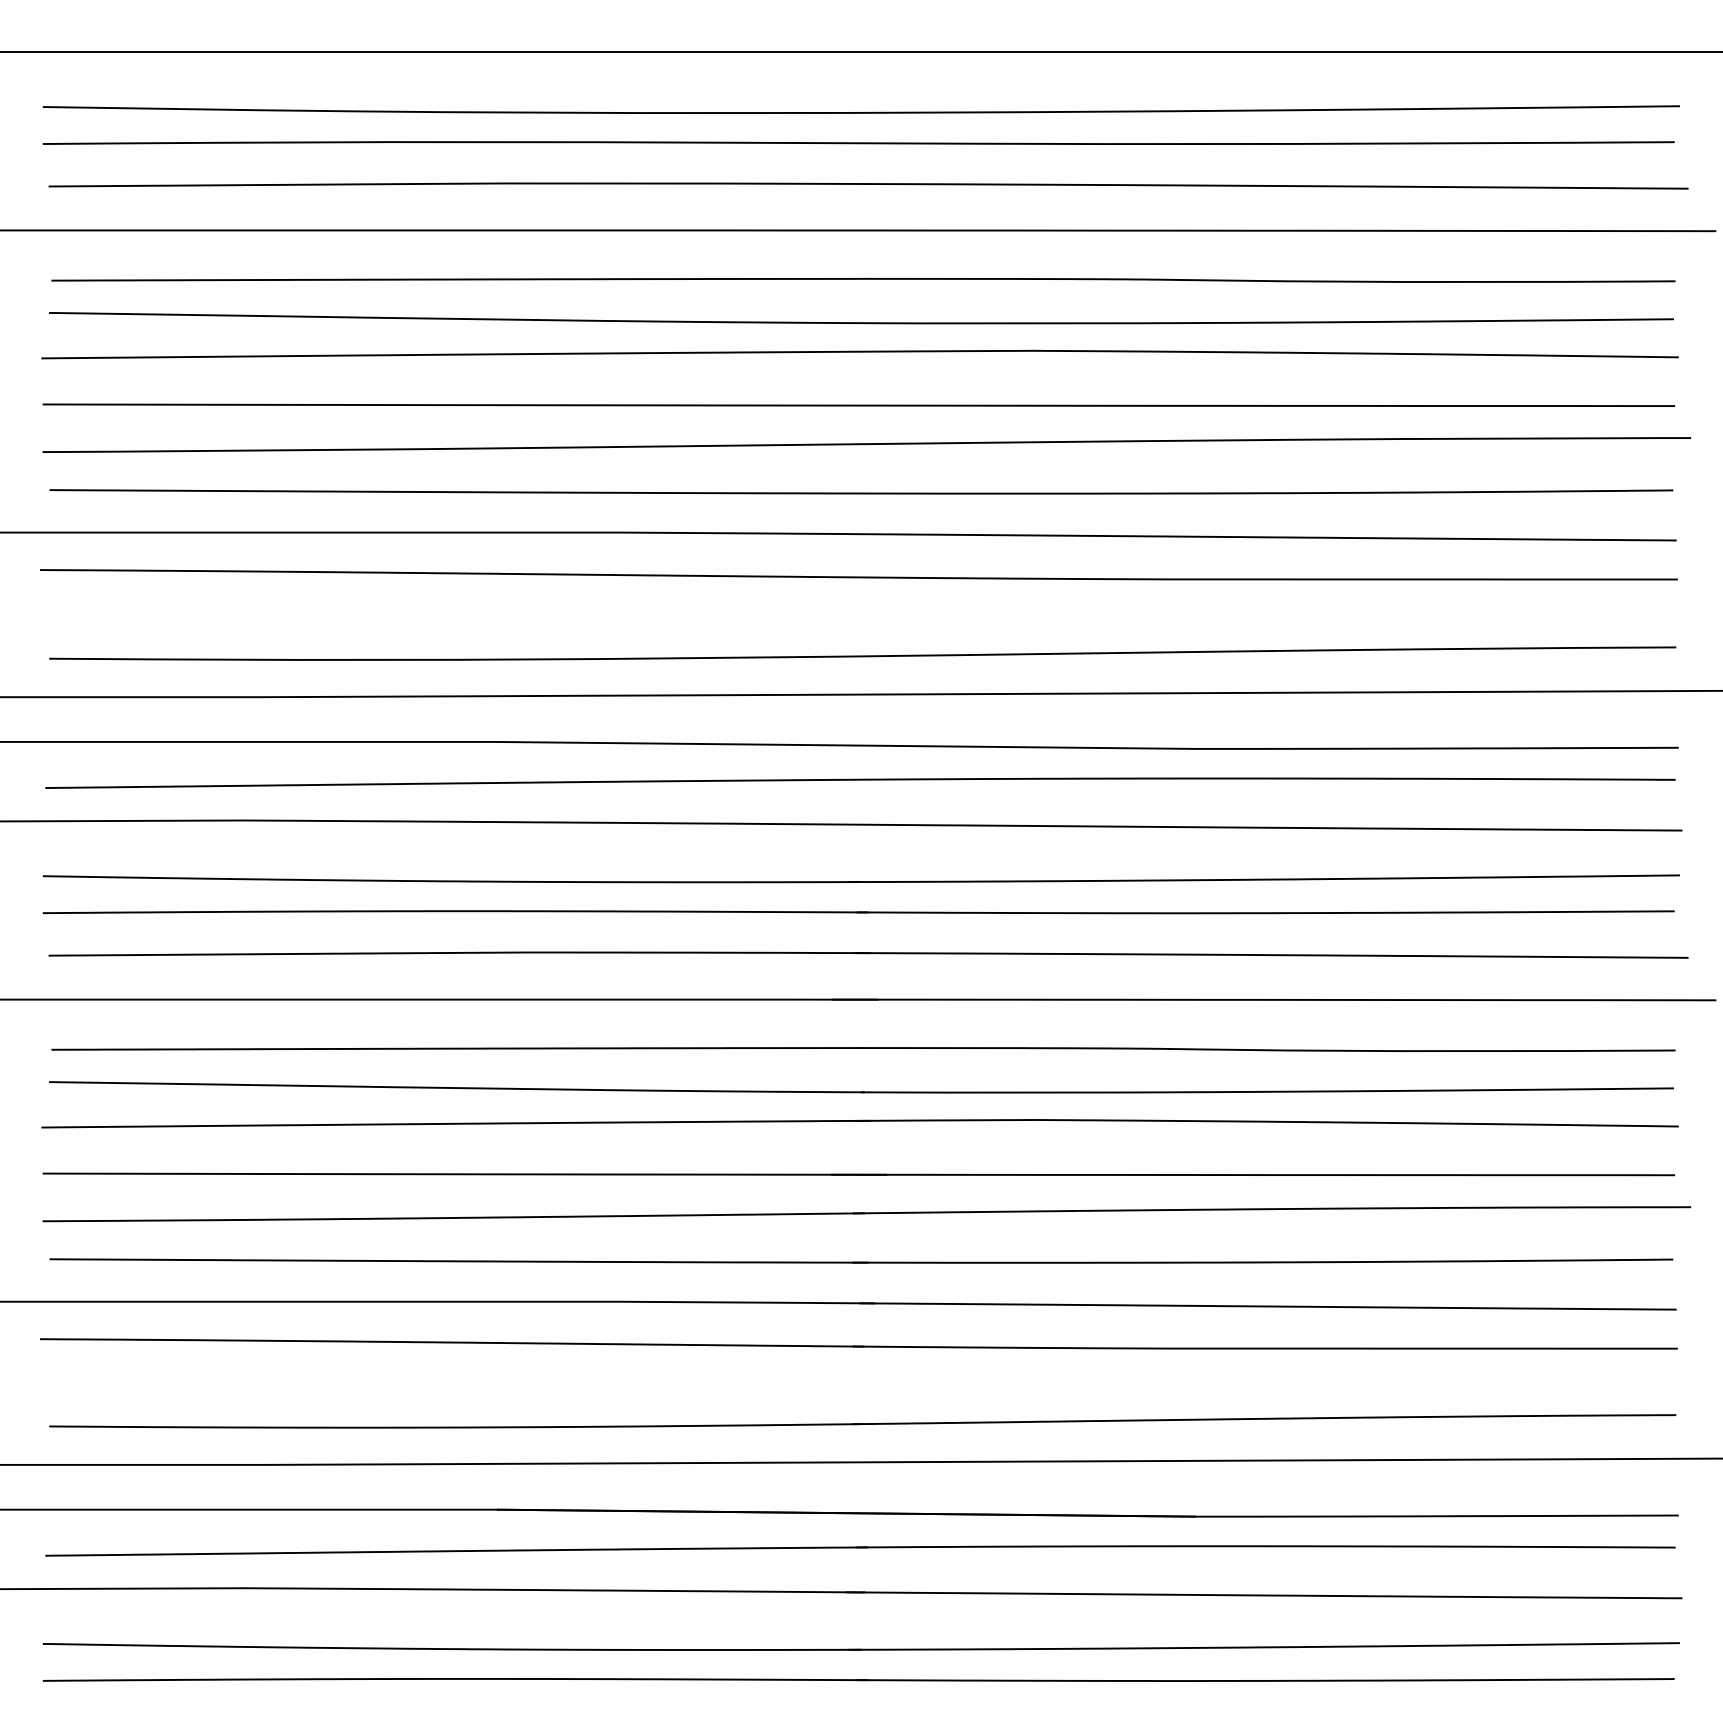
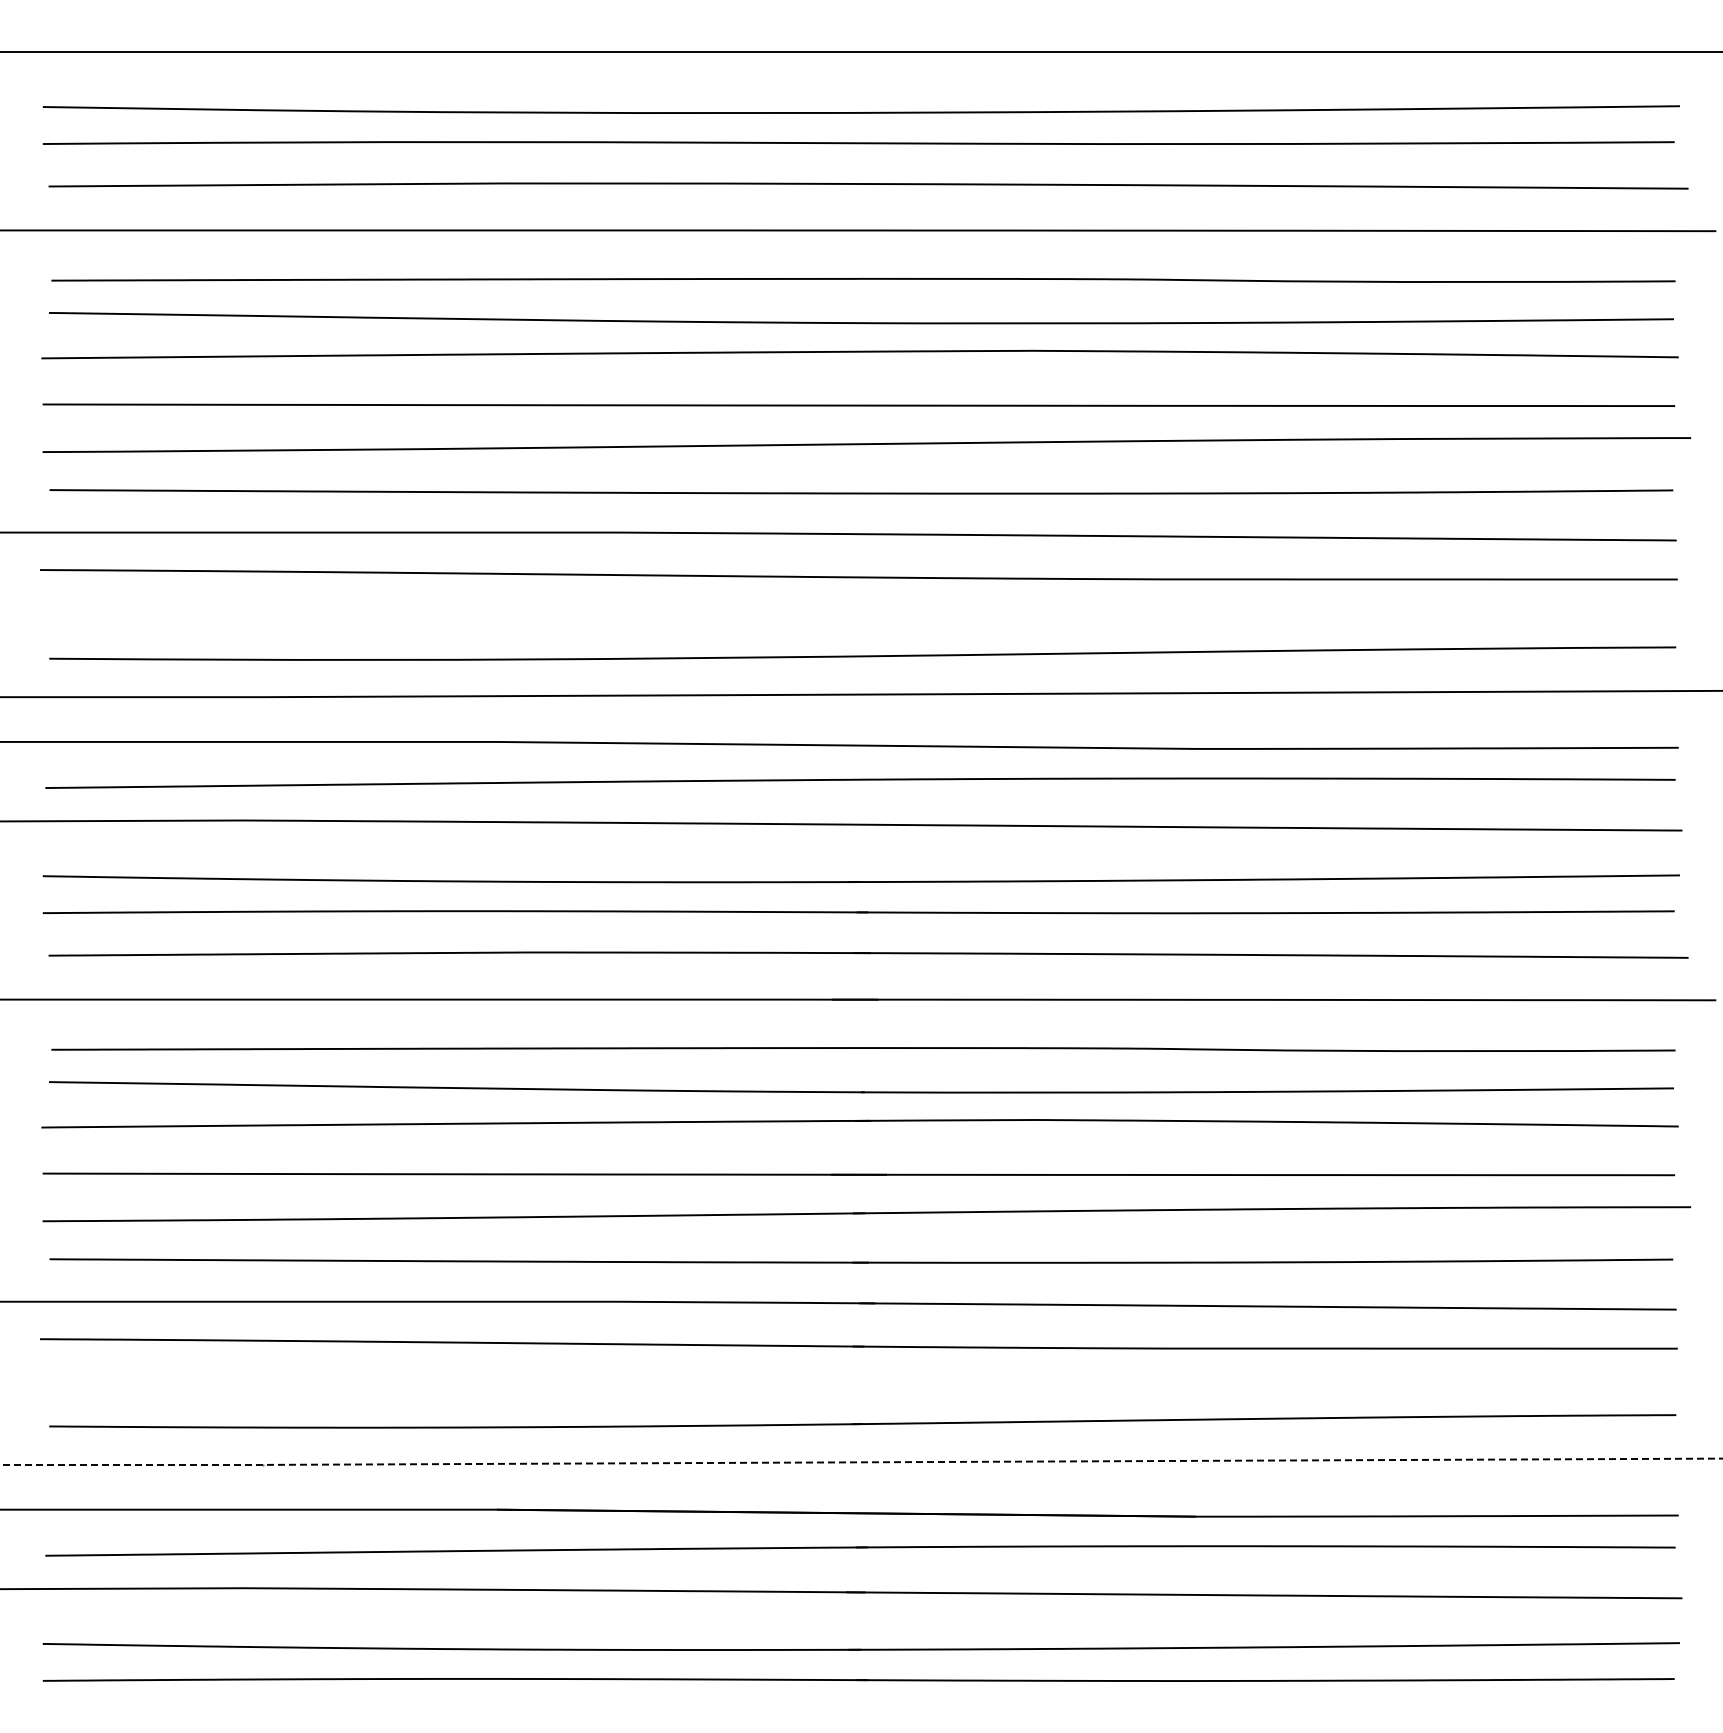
line: solid -> dashed (861, 1462)
